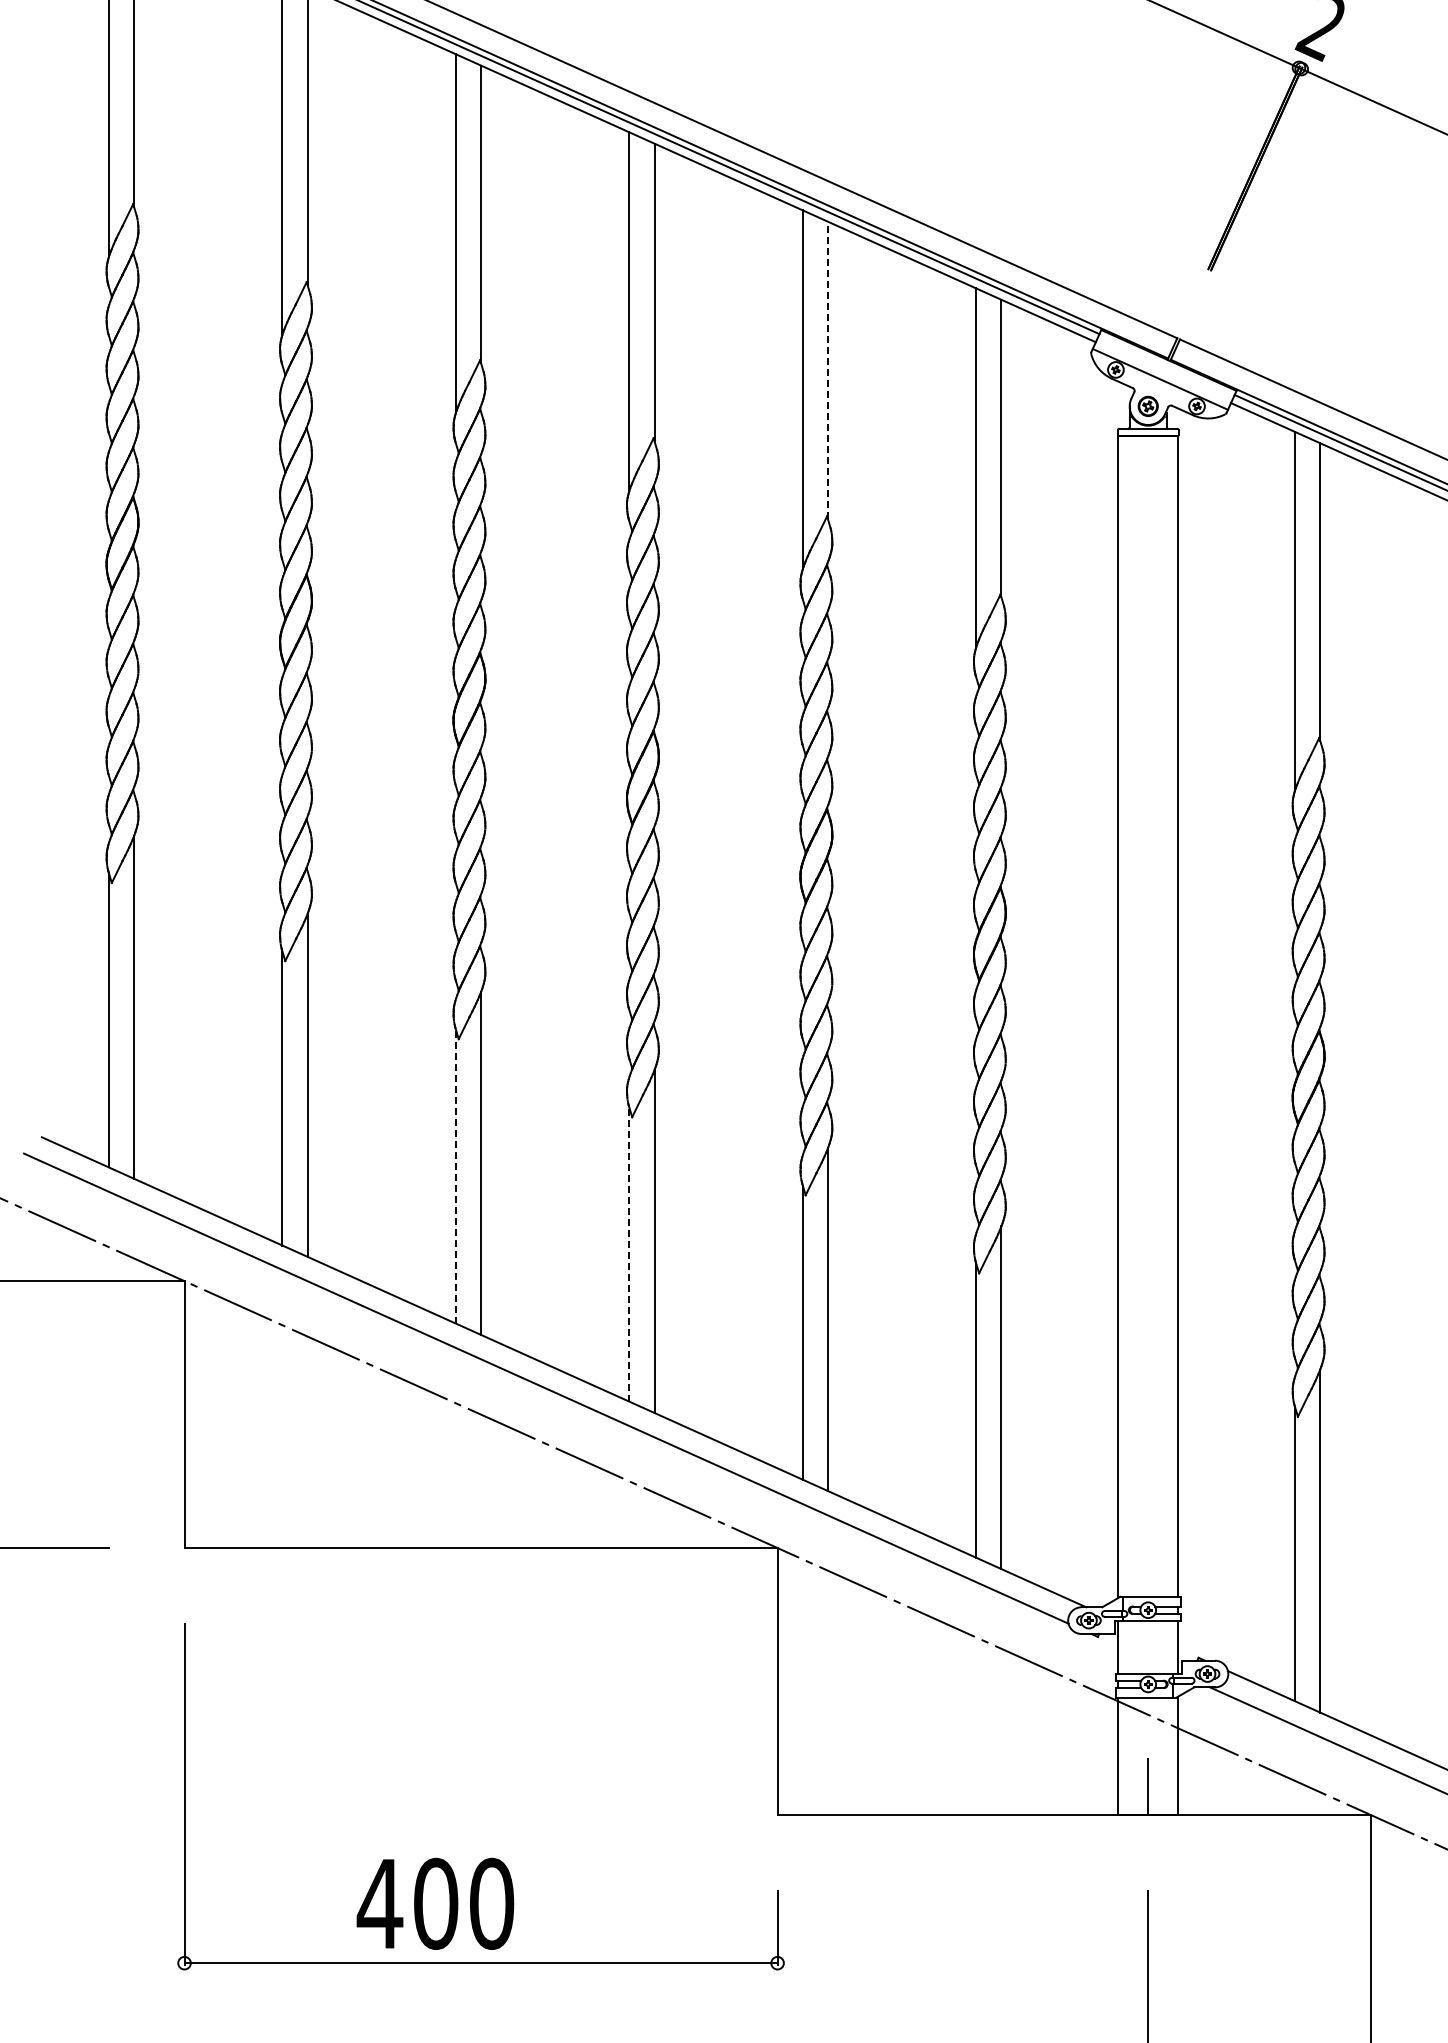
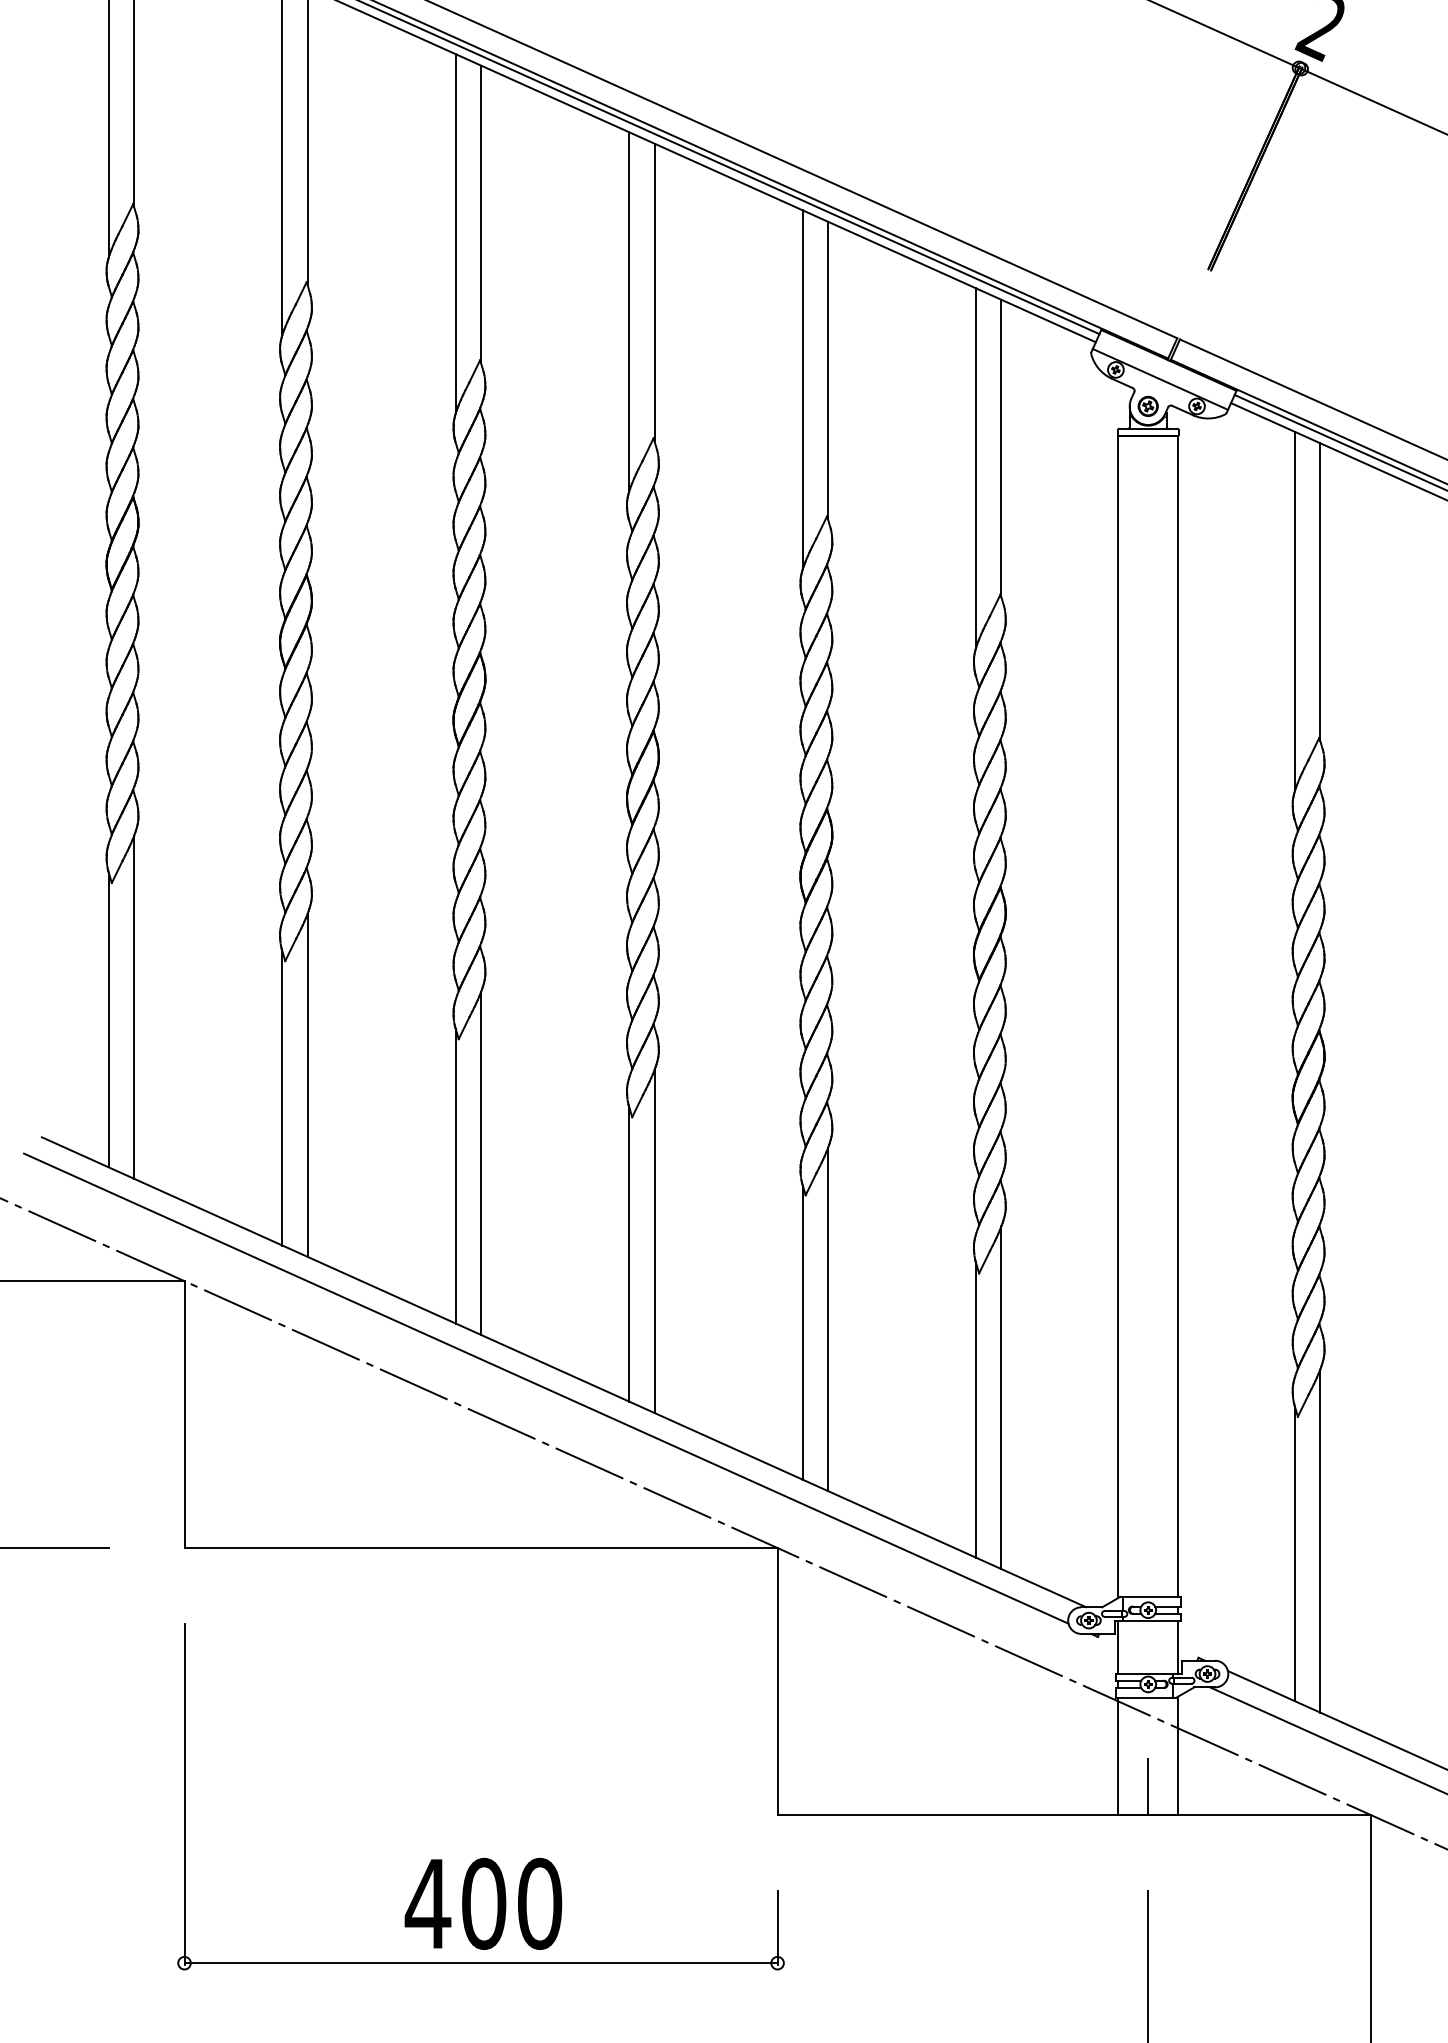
line: dashed -> solid (828, 370)
line: dashed -> solid (455, 1175)
line: dashed -> solid (629, 1254)
text position: (435, 1903) -> (483, 1903) (483, 1903)
